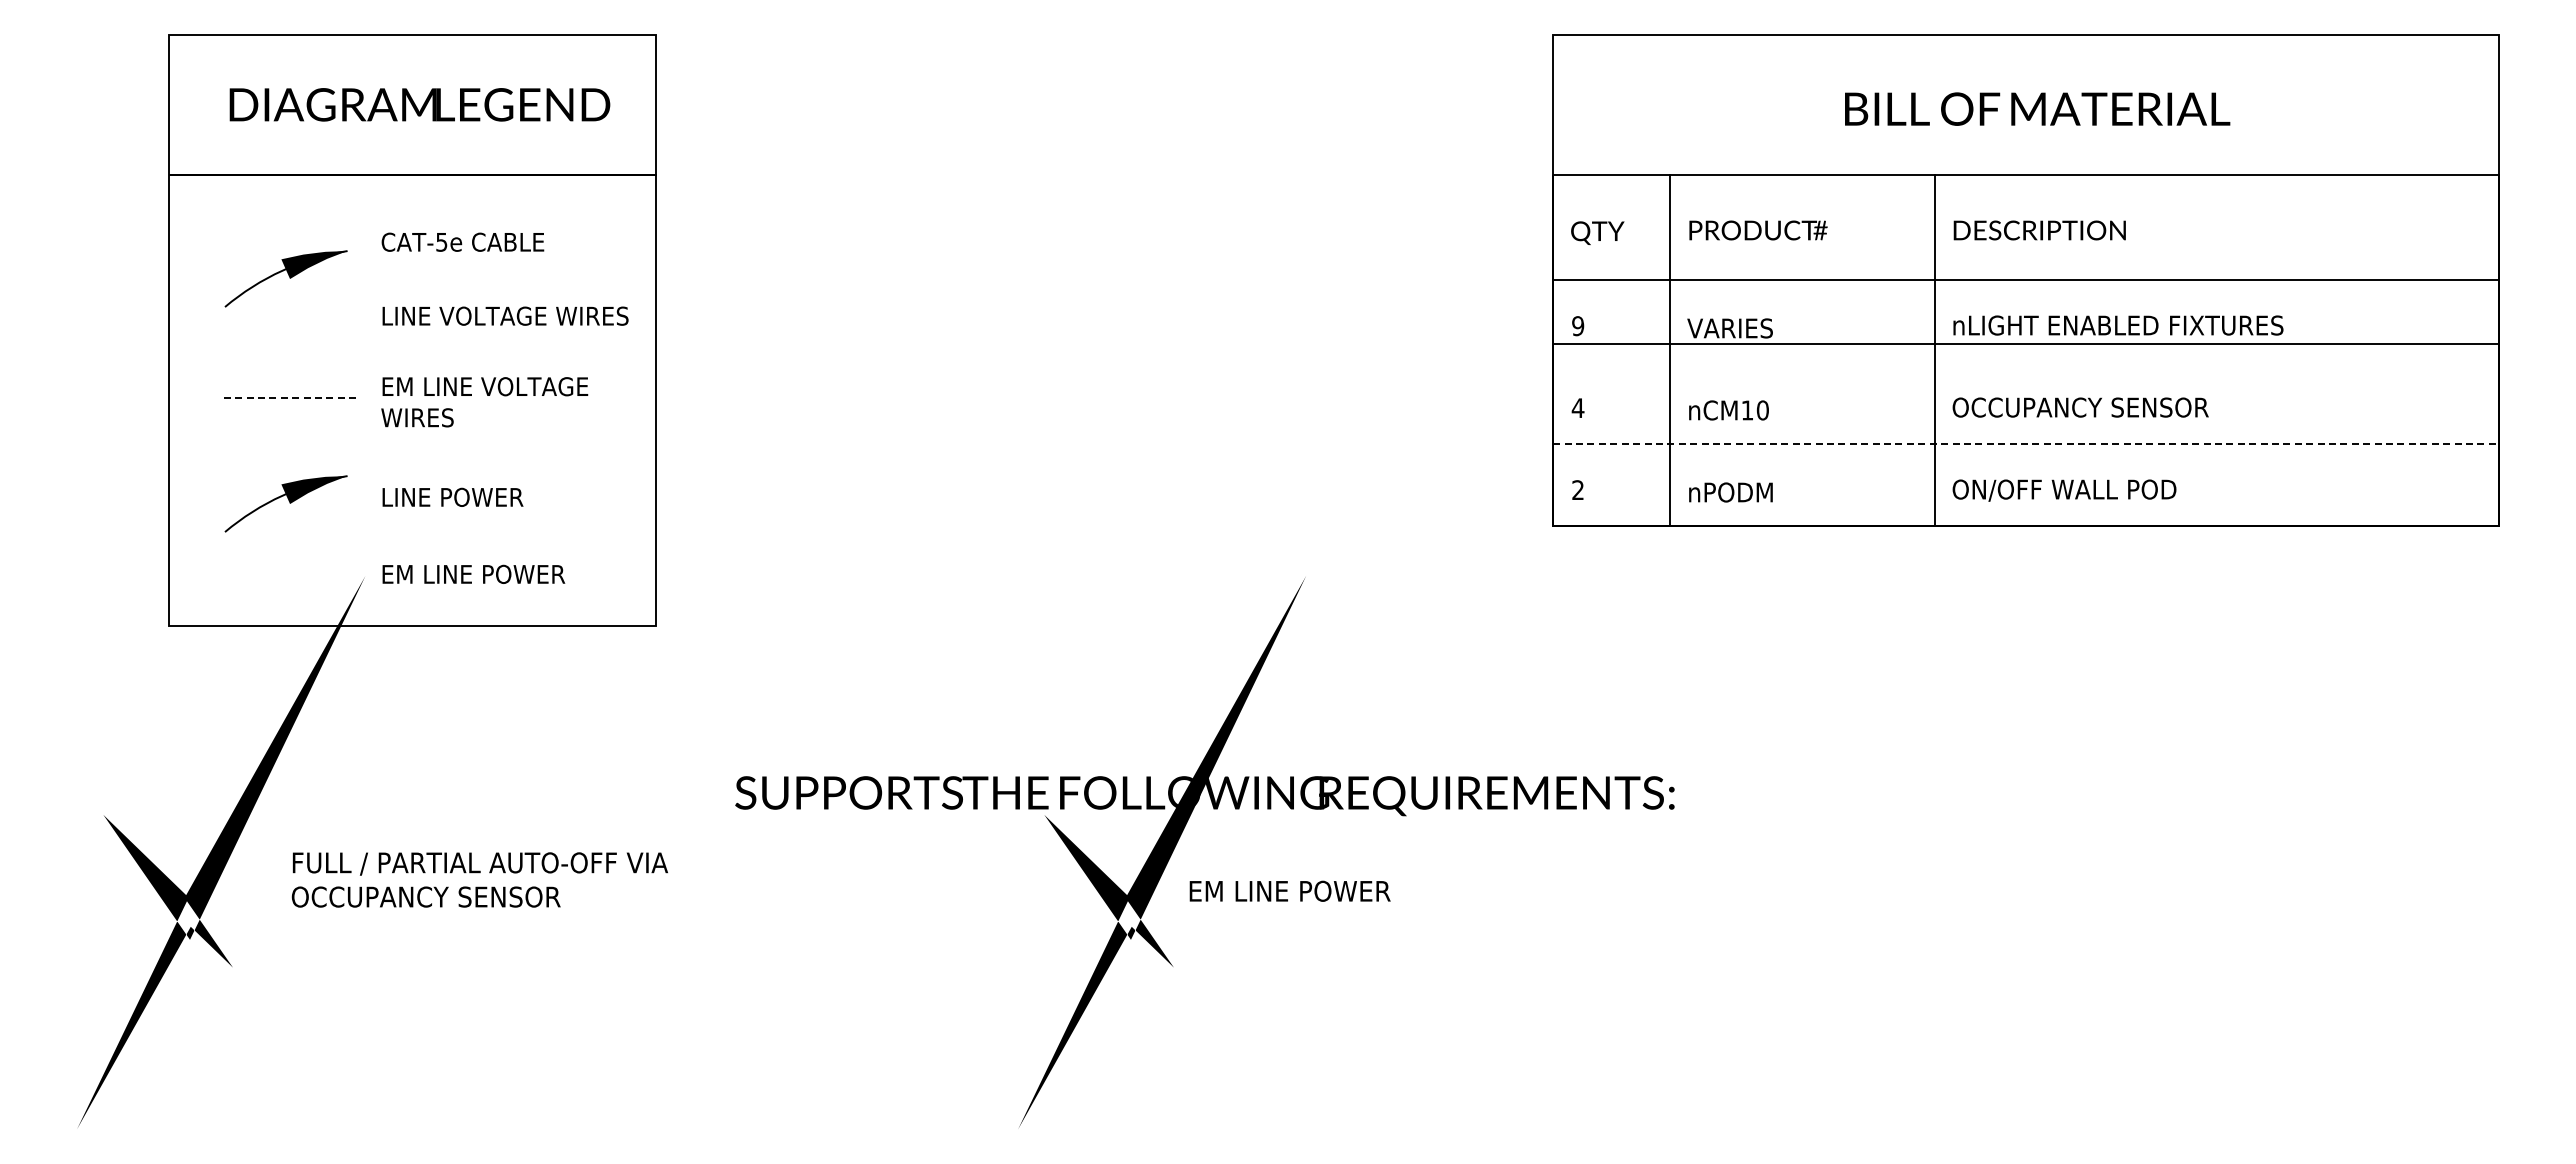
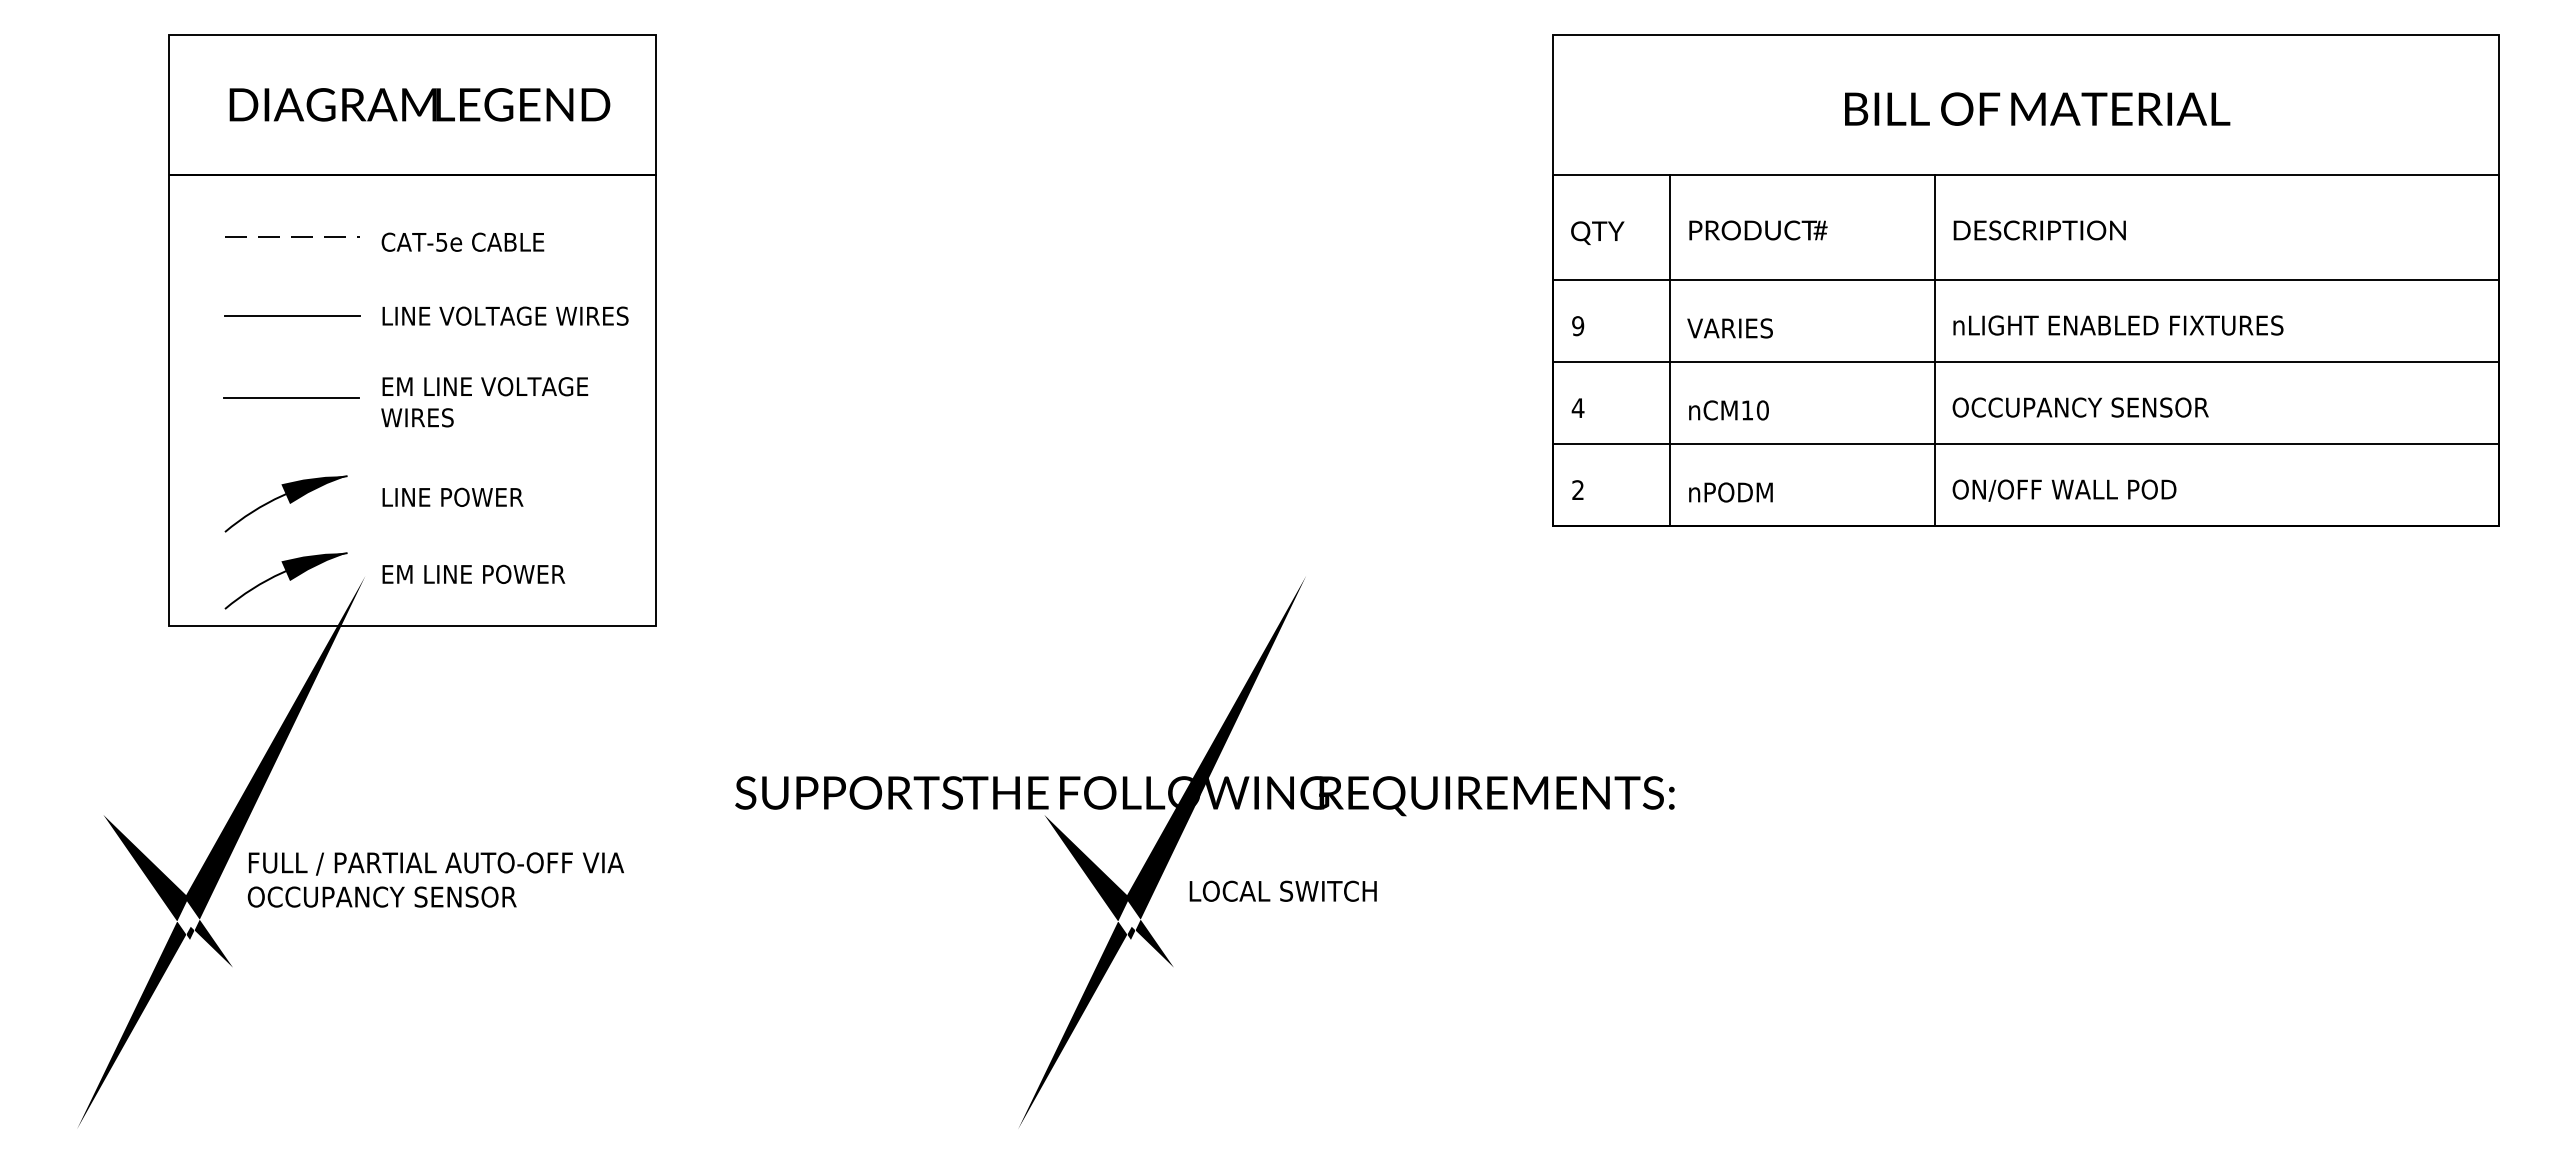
line: none -> present (292, 236)
part position: (285, 278) -> (285, 580) (285, 580)
line: none -> present (292, 316)
line position: (2025, 344) -> (2025, 362) (2025, 362)
line: dashed -> solid (291, 398)
line: dashed -> solid (2025, 444)
text position: (479, 879) -> (435, 879) (435, 879)
text: EM LINE POWER -> LOCAL SWITCH (1291, 890)
